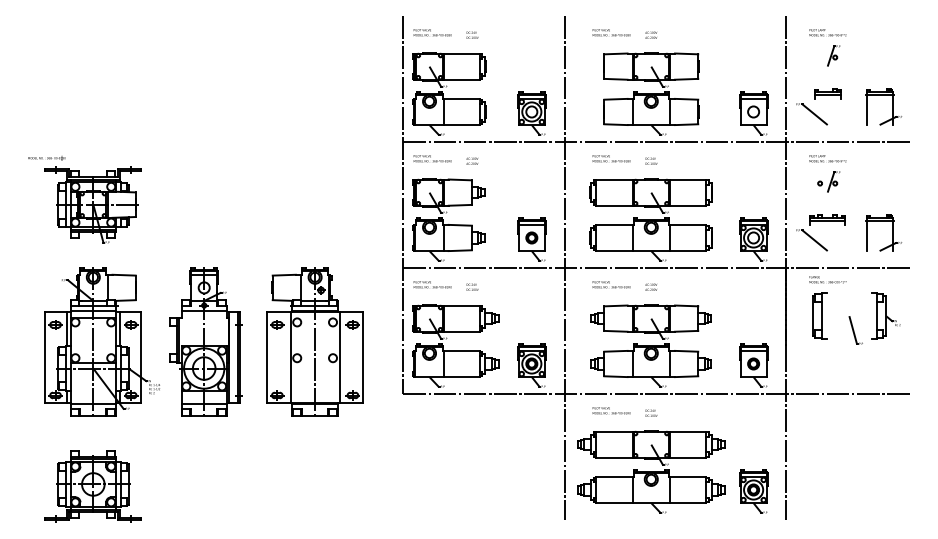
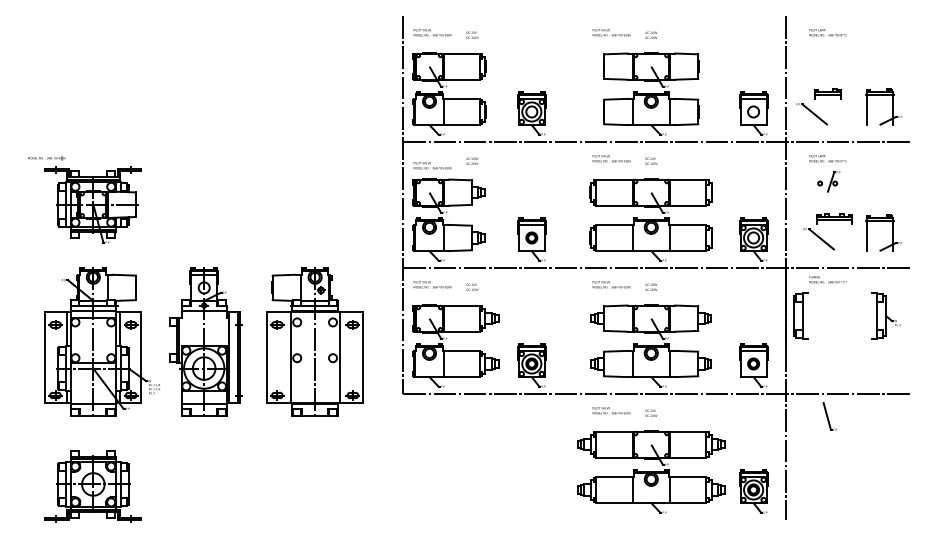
part: present -> none (833, 55)
text position: (432, 158) -> (432, 165) (432, 165)
part position: (815, 239) -> (822, 238) (822, 238)
line: present -> none (564, 268)
part position: (819, 315) -> (800, 315) (800, 315)
part position: (855, 330) -> (829, 416) (829, 416)
